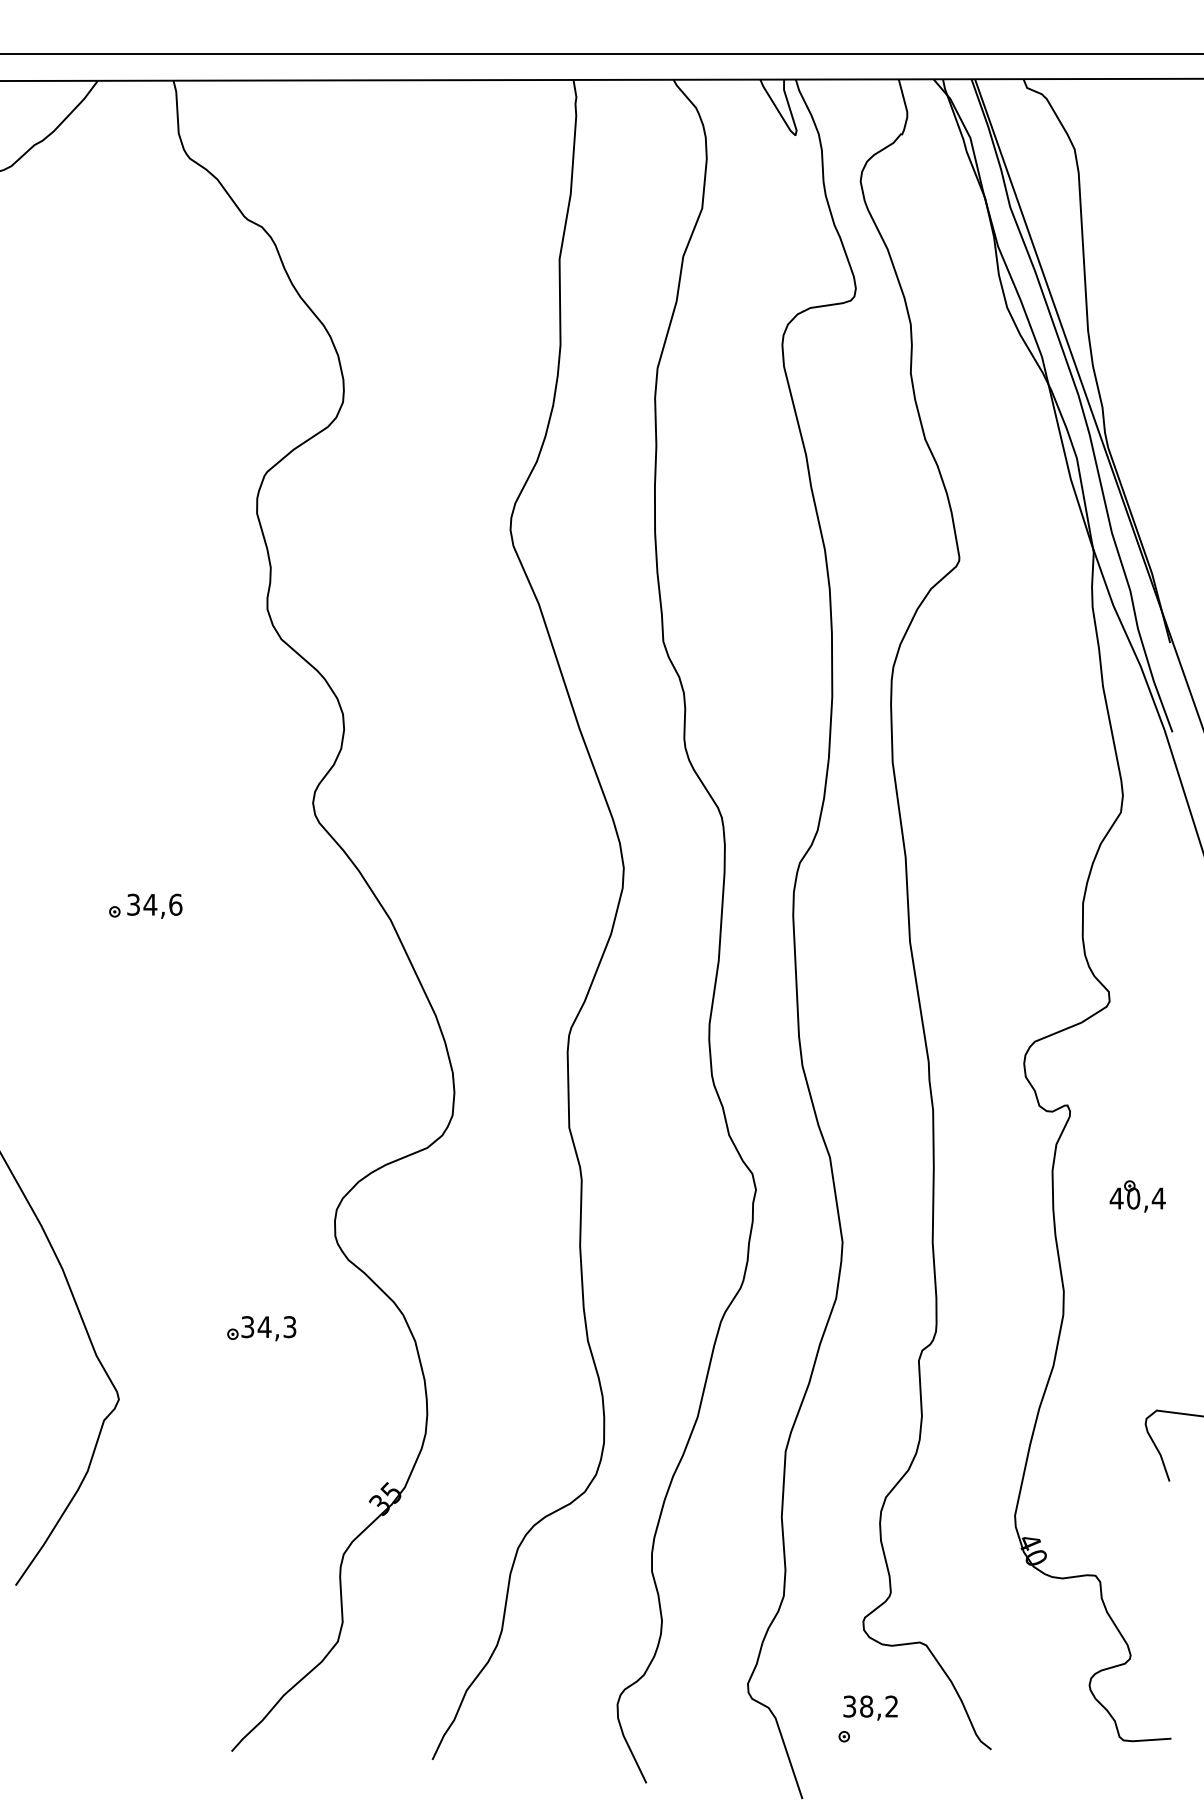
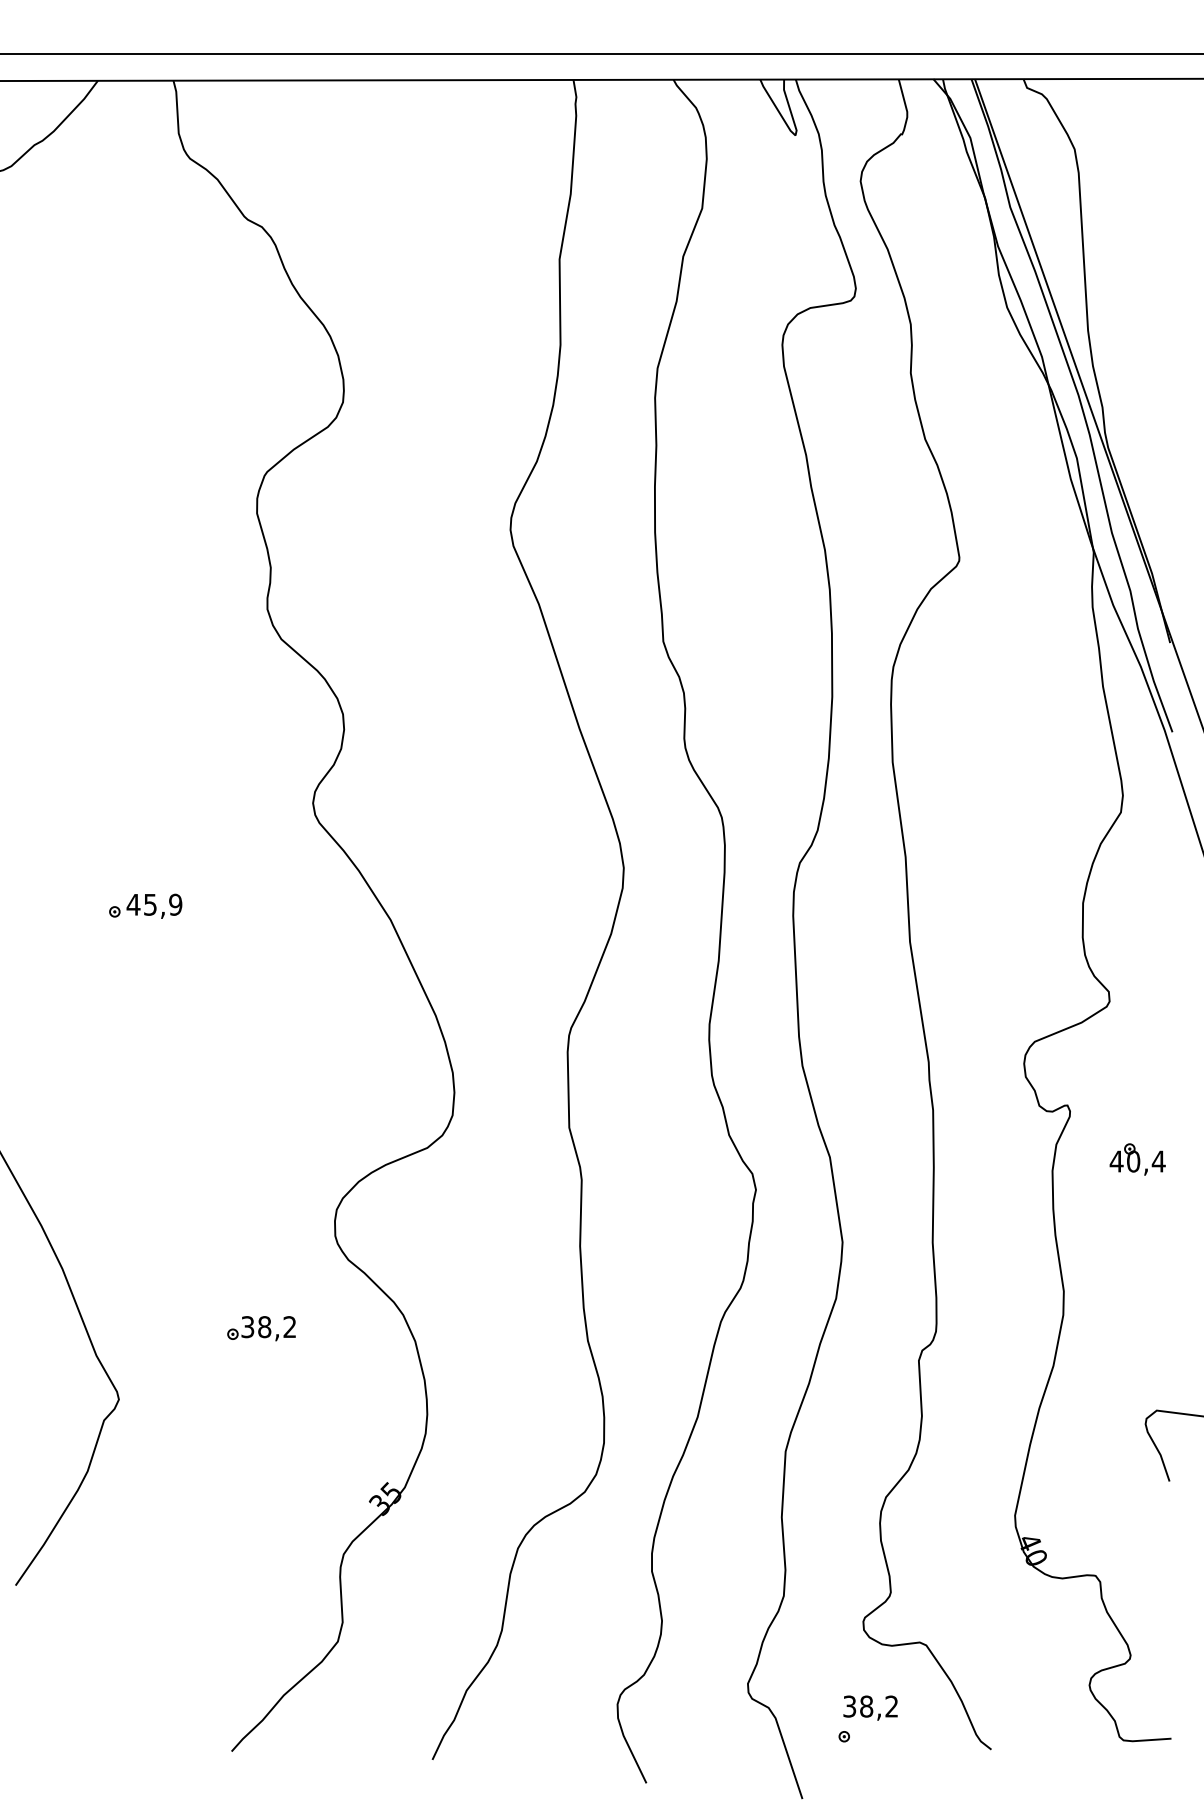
text: 34,6 -> 45,9 (154, 904)
part position: (1137, 1196) -> (1137, 1159) (1137, 1159)
text: 34,3 -> 38,2 (276, 1327)
